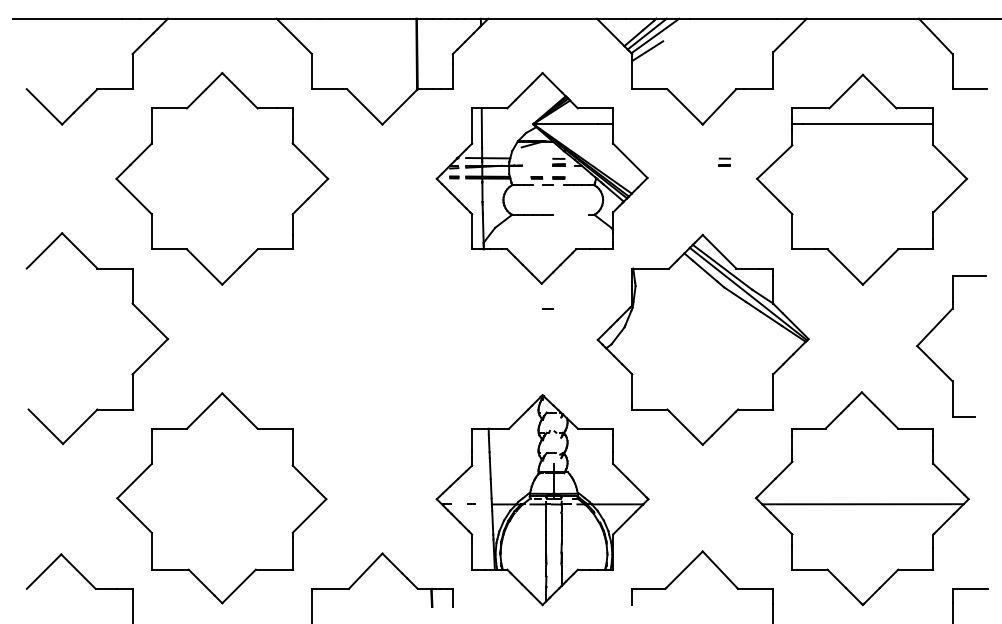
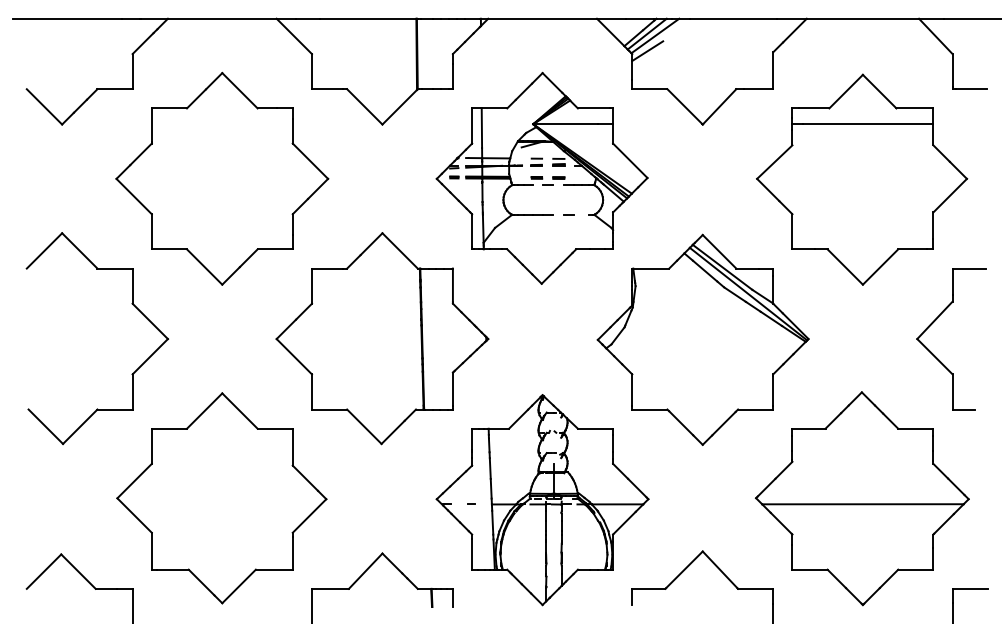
part position: (724, 161) -> (536, 161) (536, 161)
line position: (547, 308) -> (568, 214) (568, 214)
part: none -> present (382, 338)
part position: (935, 362) -> (935, 355) (935, 355)
